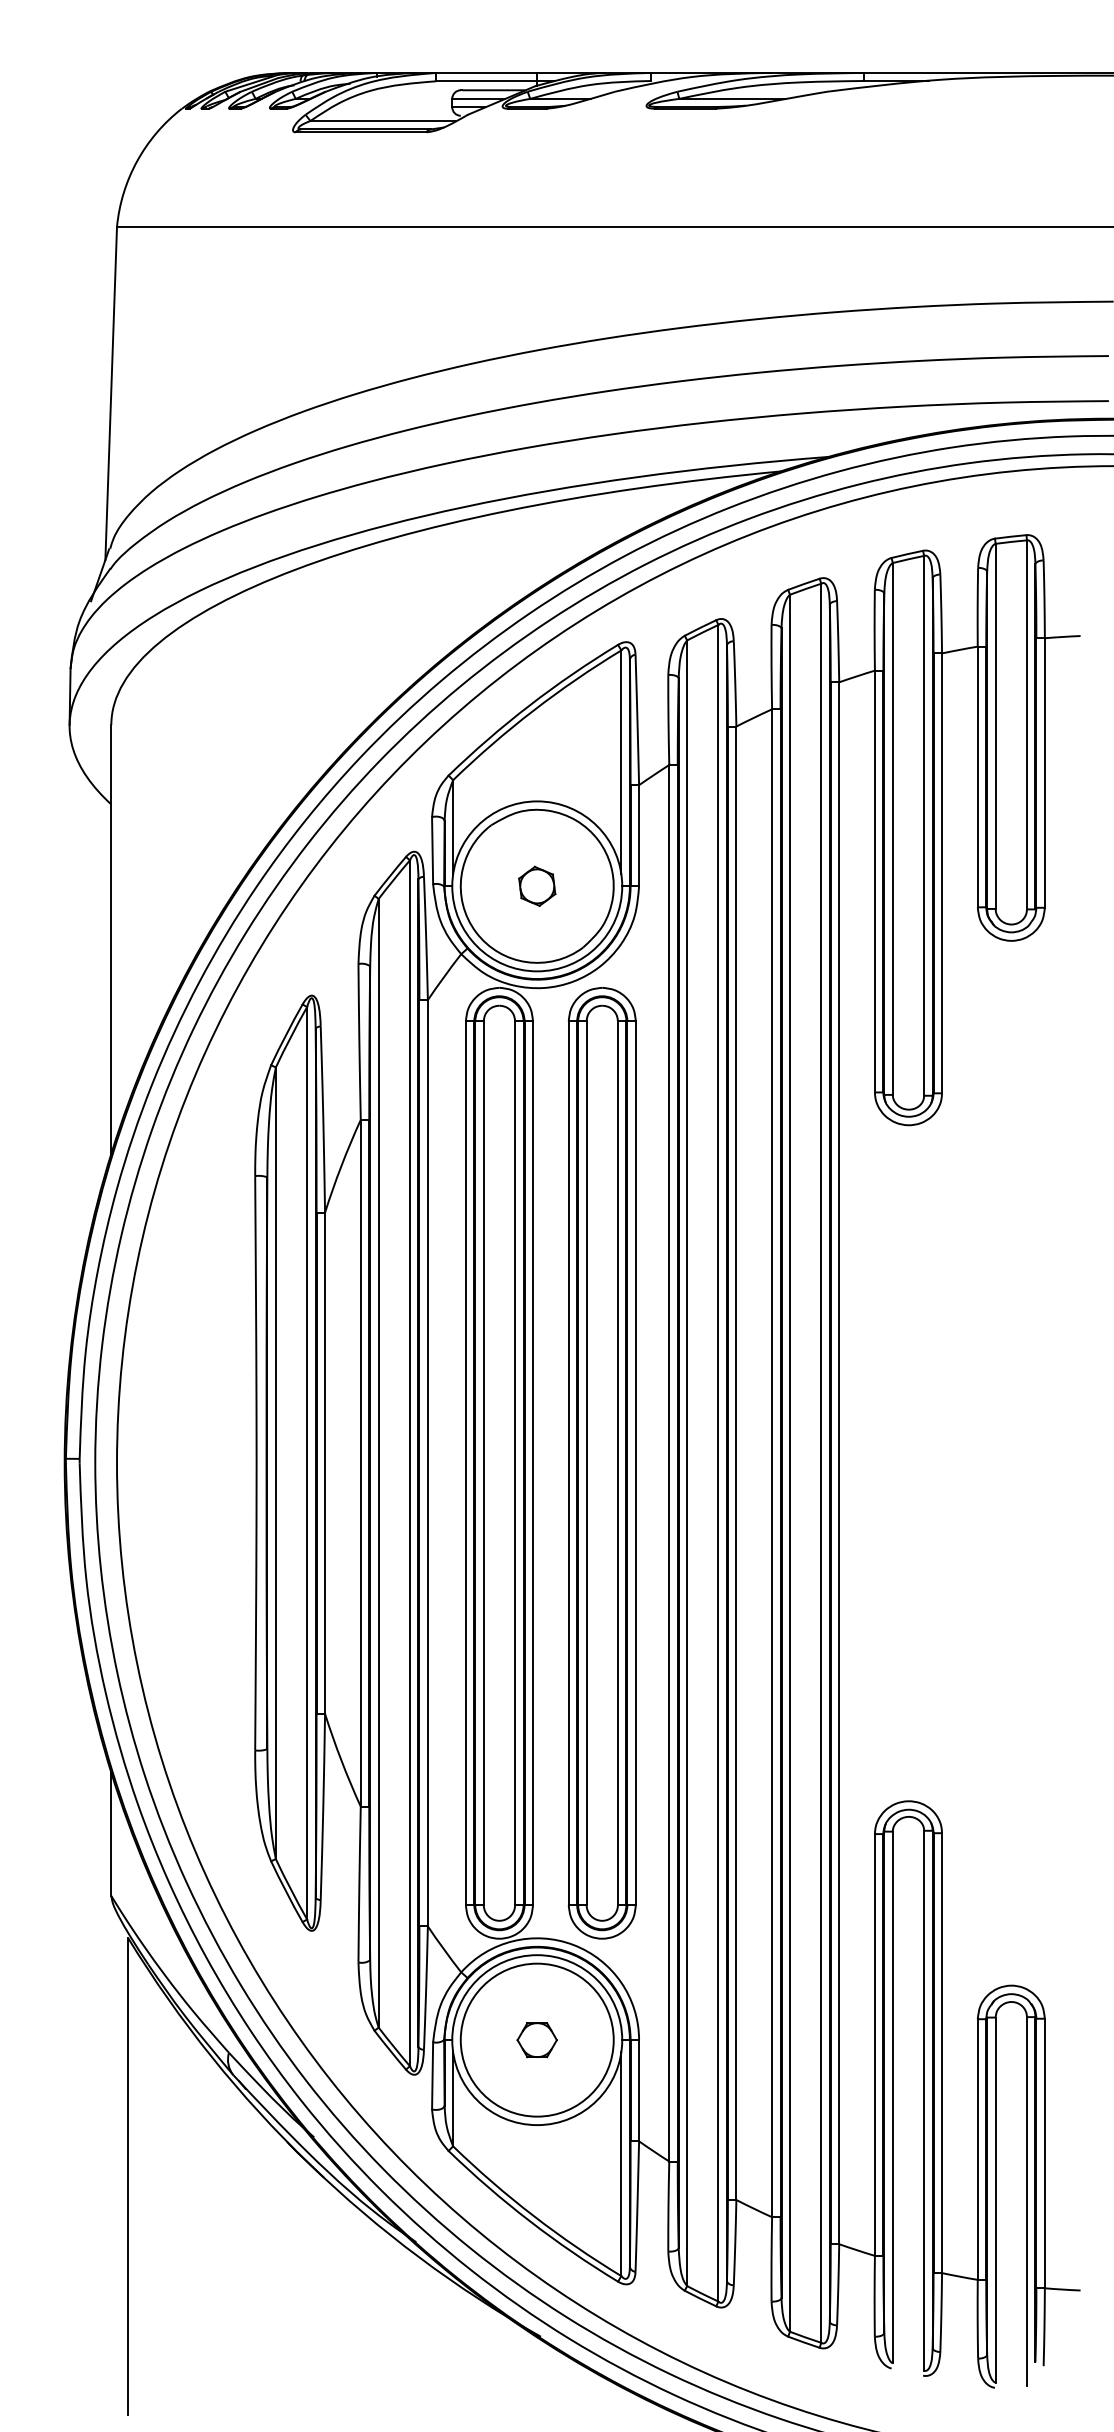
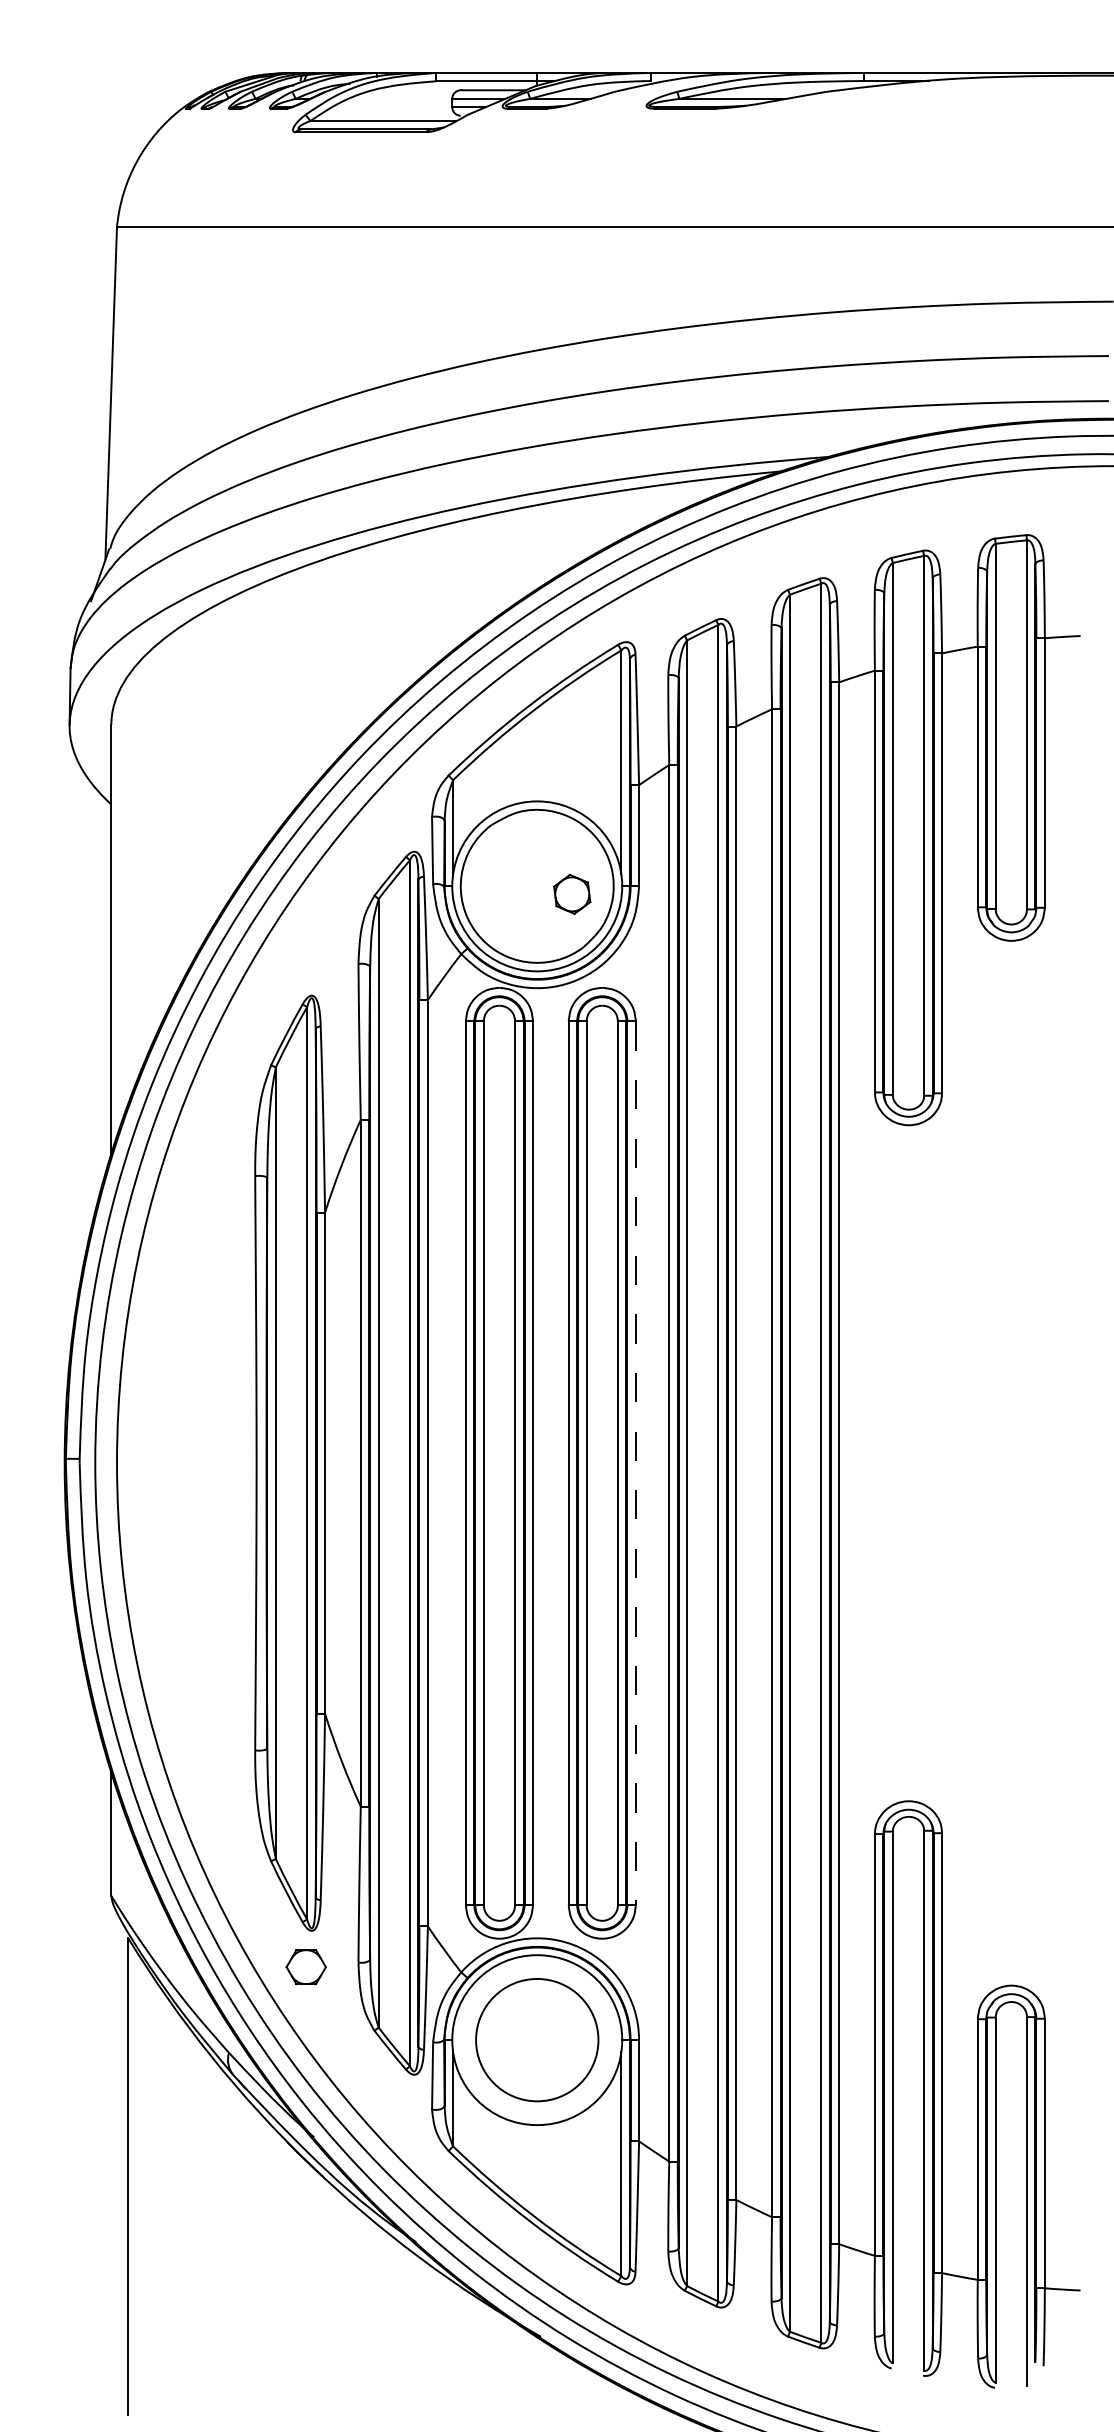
part position: (537, 885) -> (572, 893) (572, 893)
line: solid -> dashed (635, 1463)
circle diameter: 153 px -> 122 px (537, 2039)
part position: (536, 2040) -> (305, 1967) (305, 1967)
